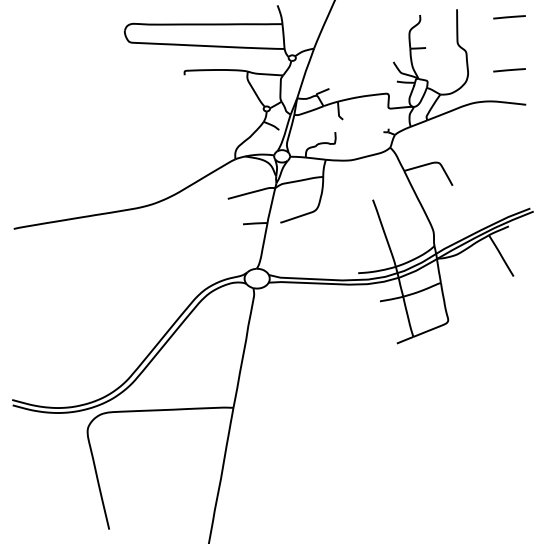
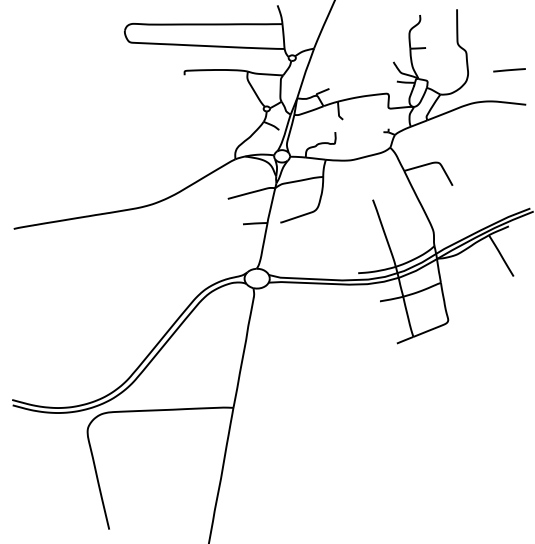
line: present -> none (509, 17)
